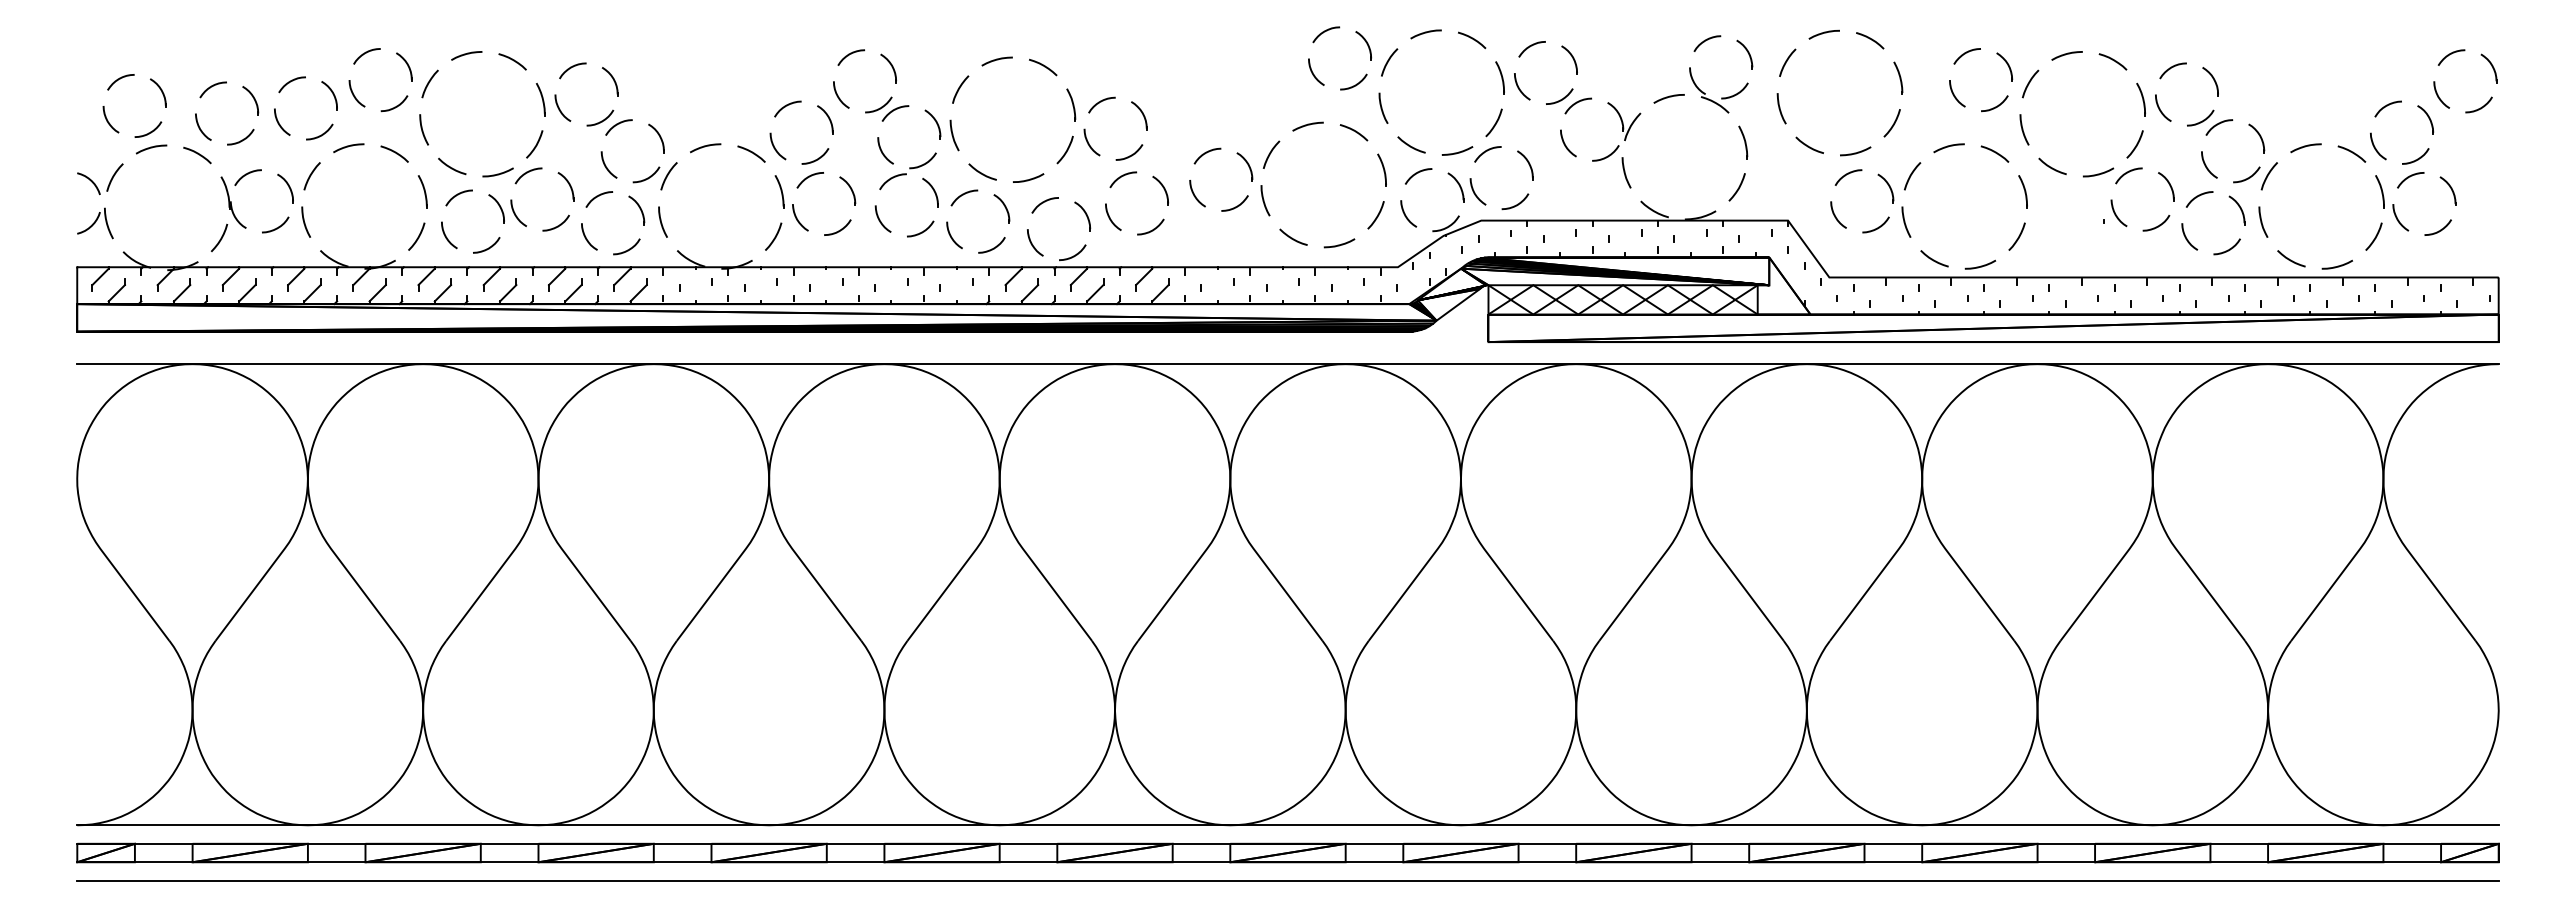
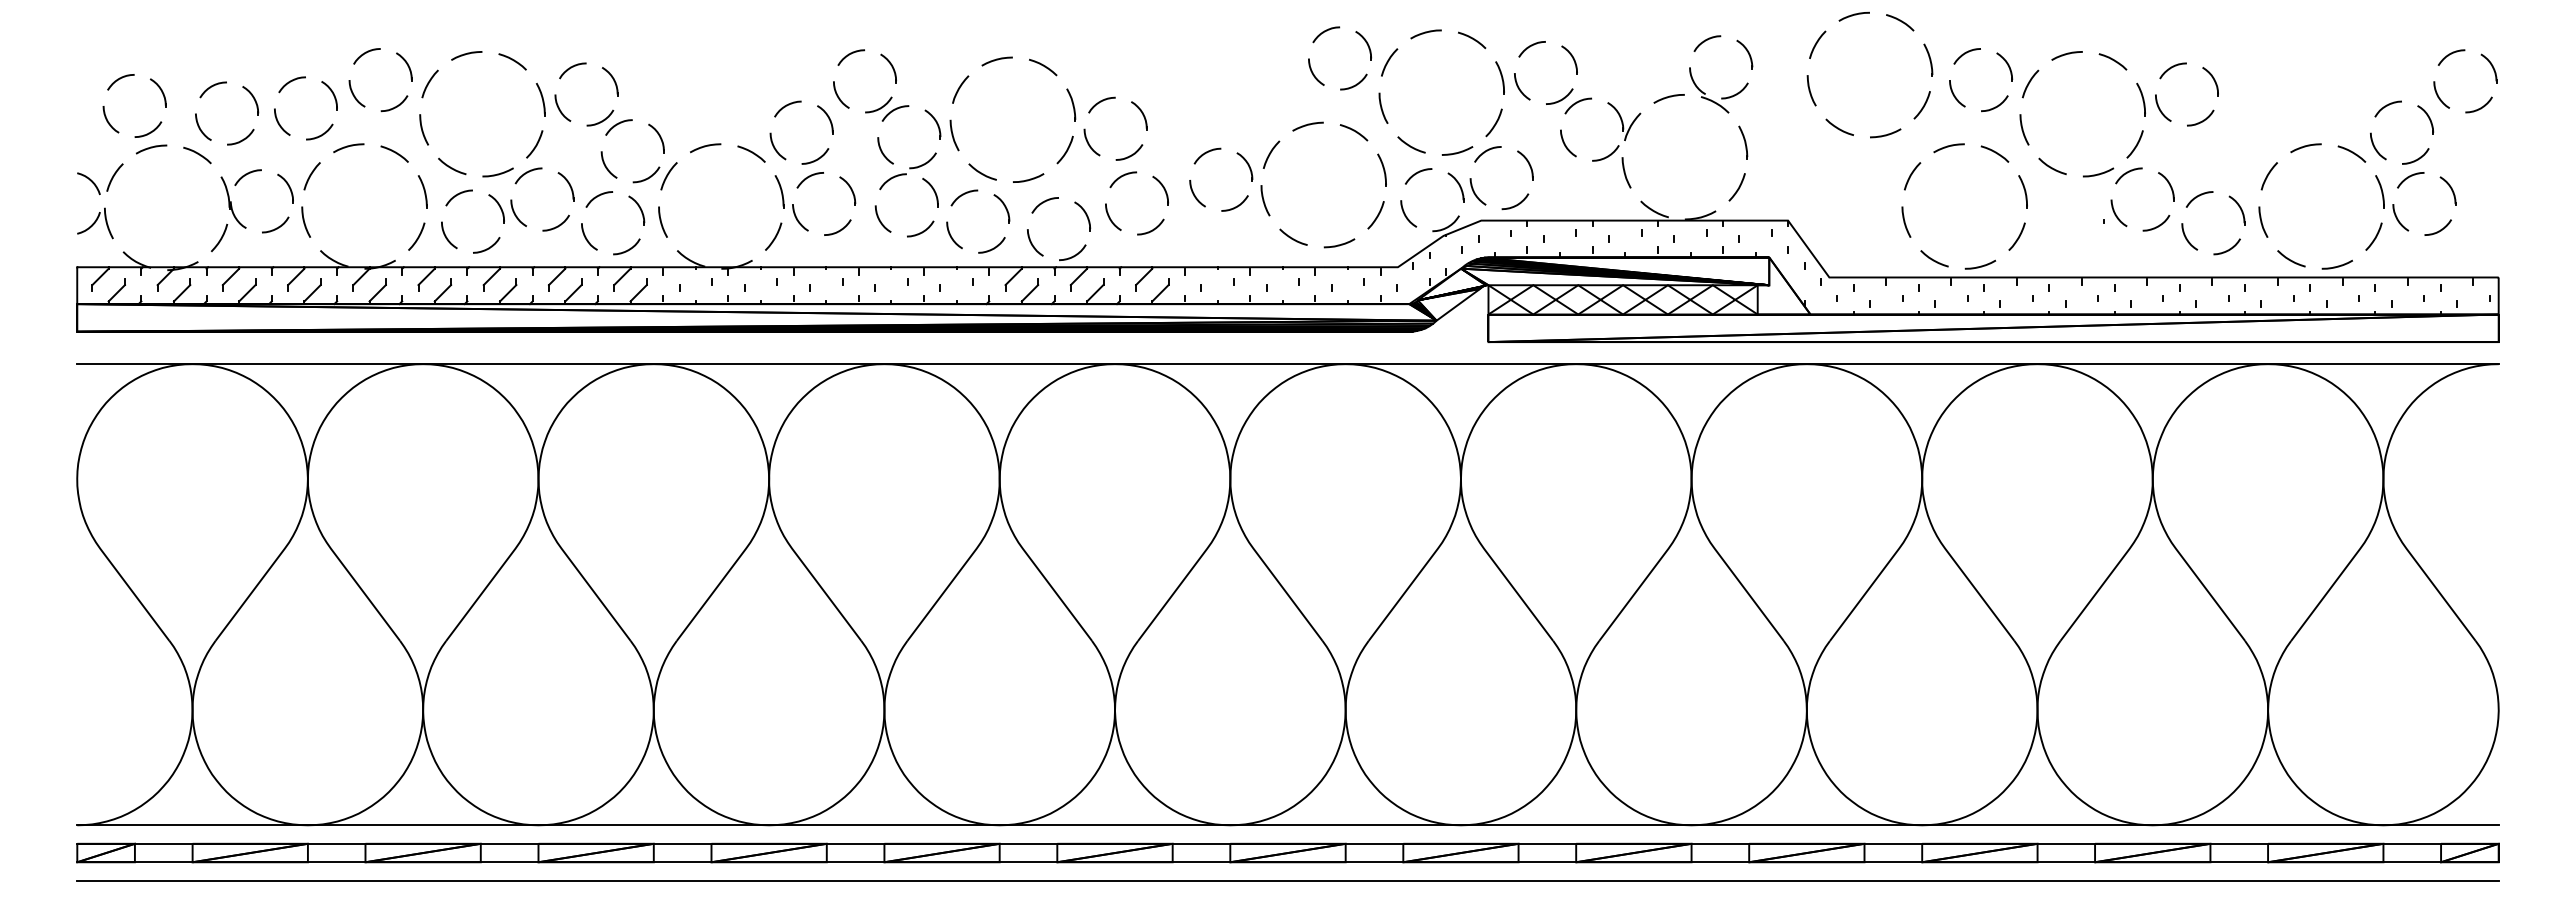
part position: (1794, 52) -> (1824, 34) (1824, 34)
part: present -> none (2257, 168)
part: present -> none (1868, 230)
